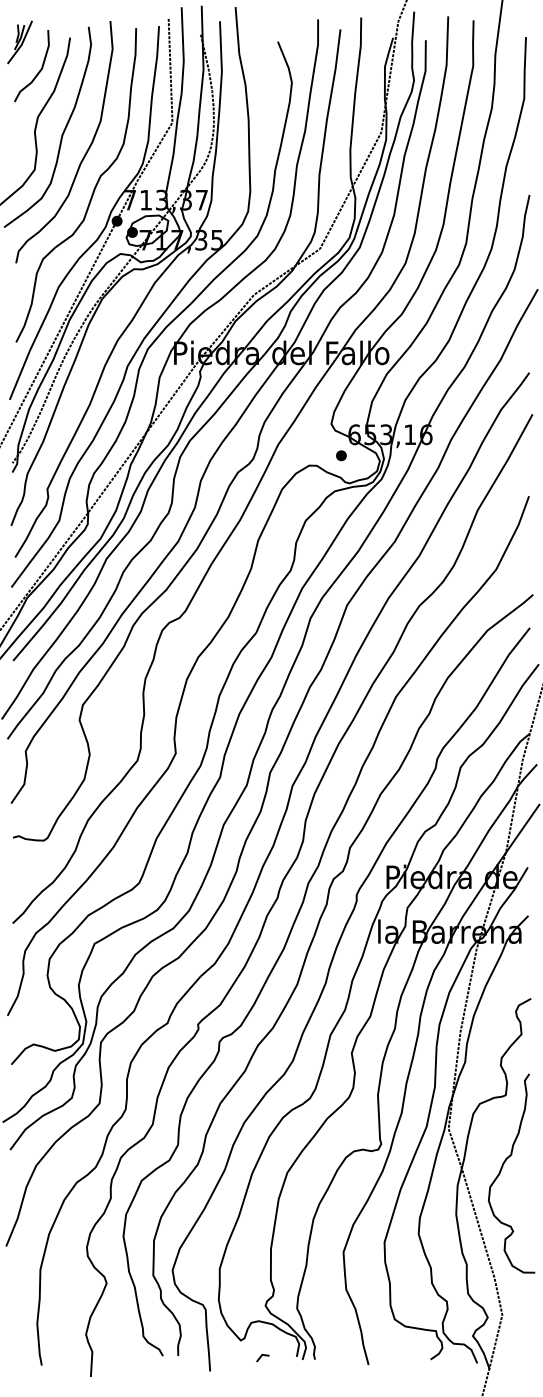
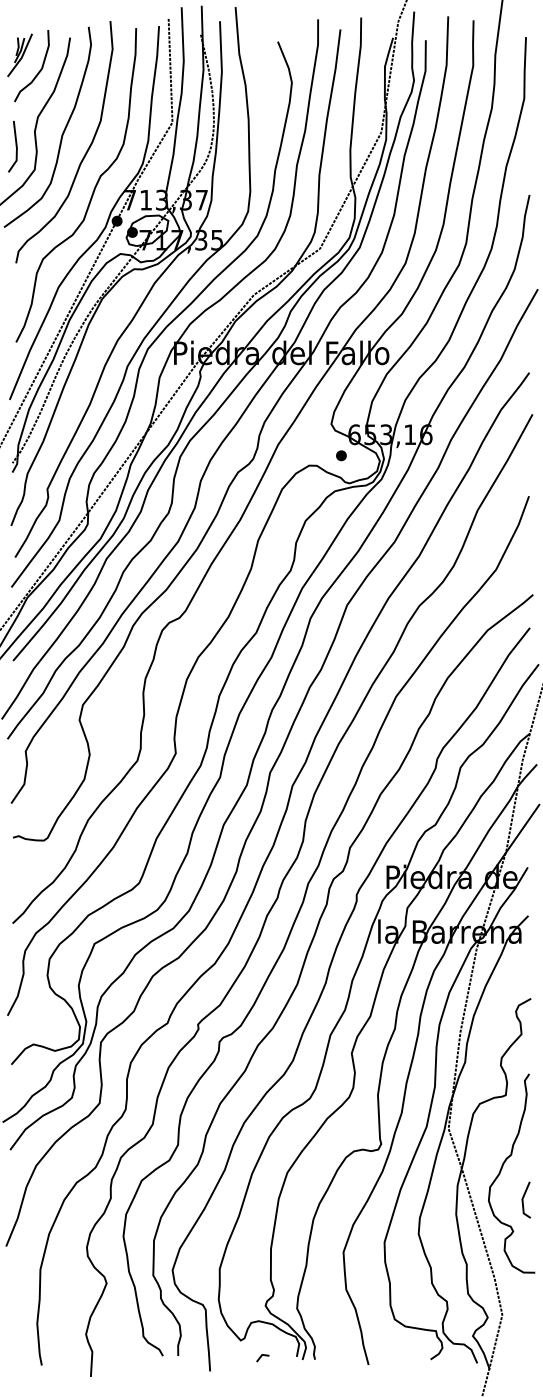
part position: (19, 42) -> (19, 55) (19, 55)
line: none -> present (15, 146)
line: none -> present (523, 1199)
